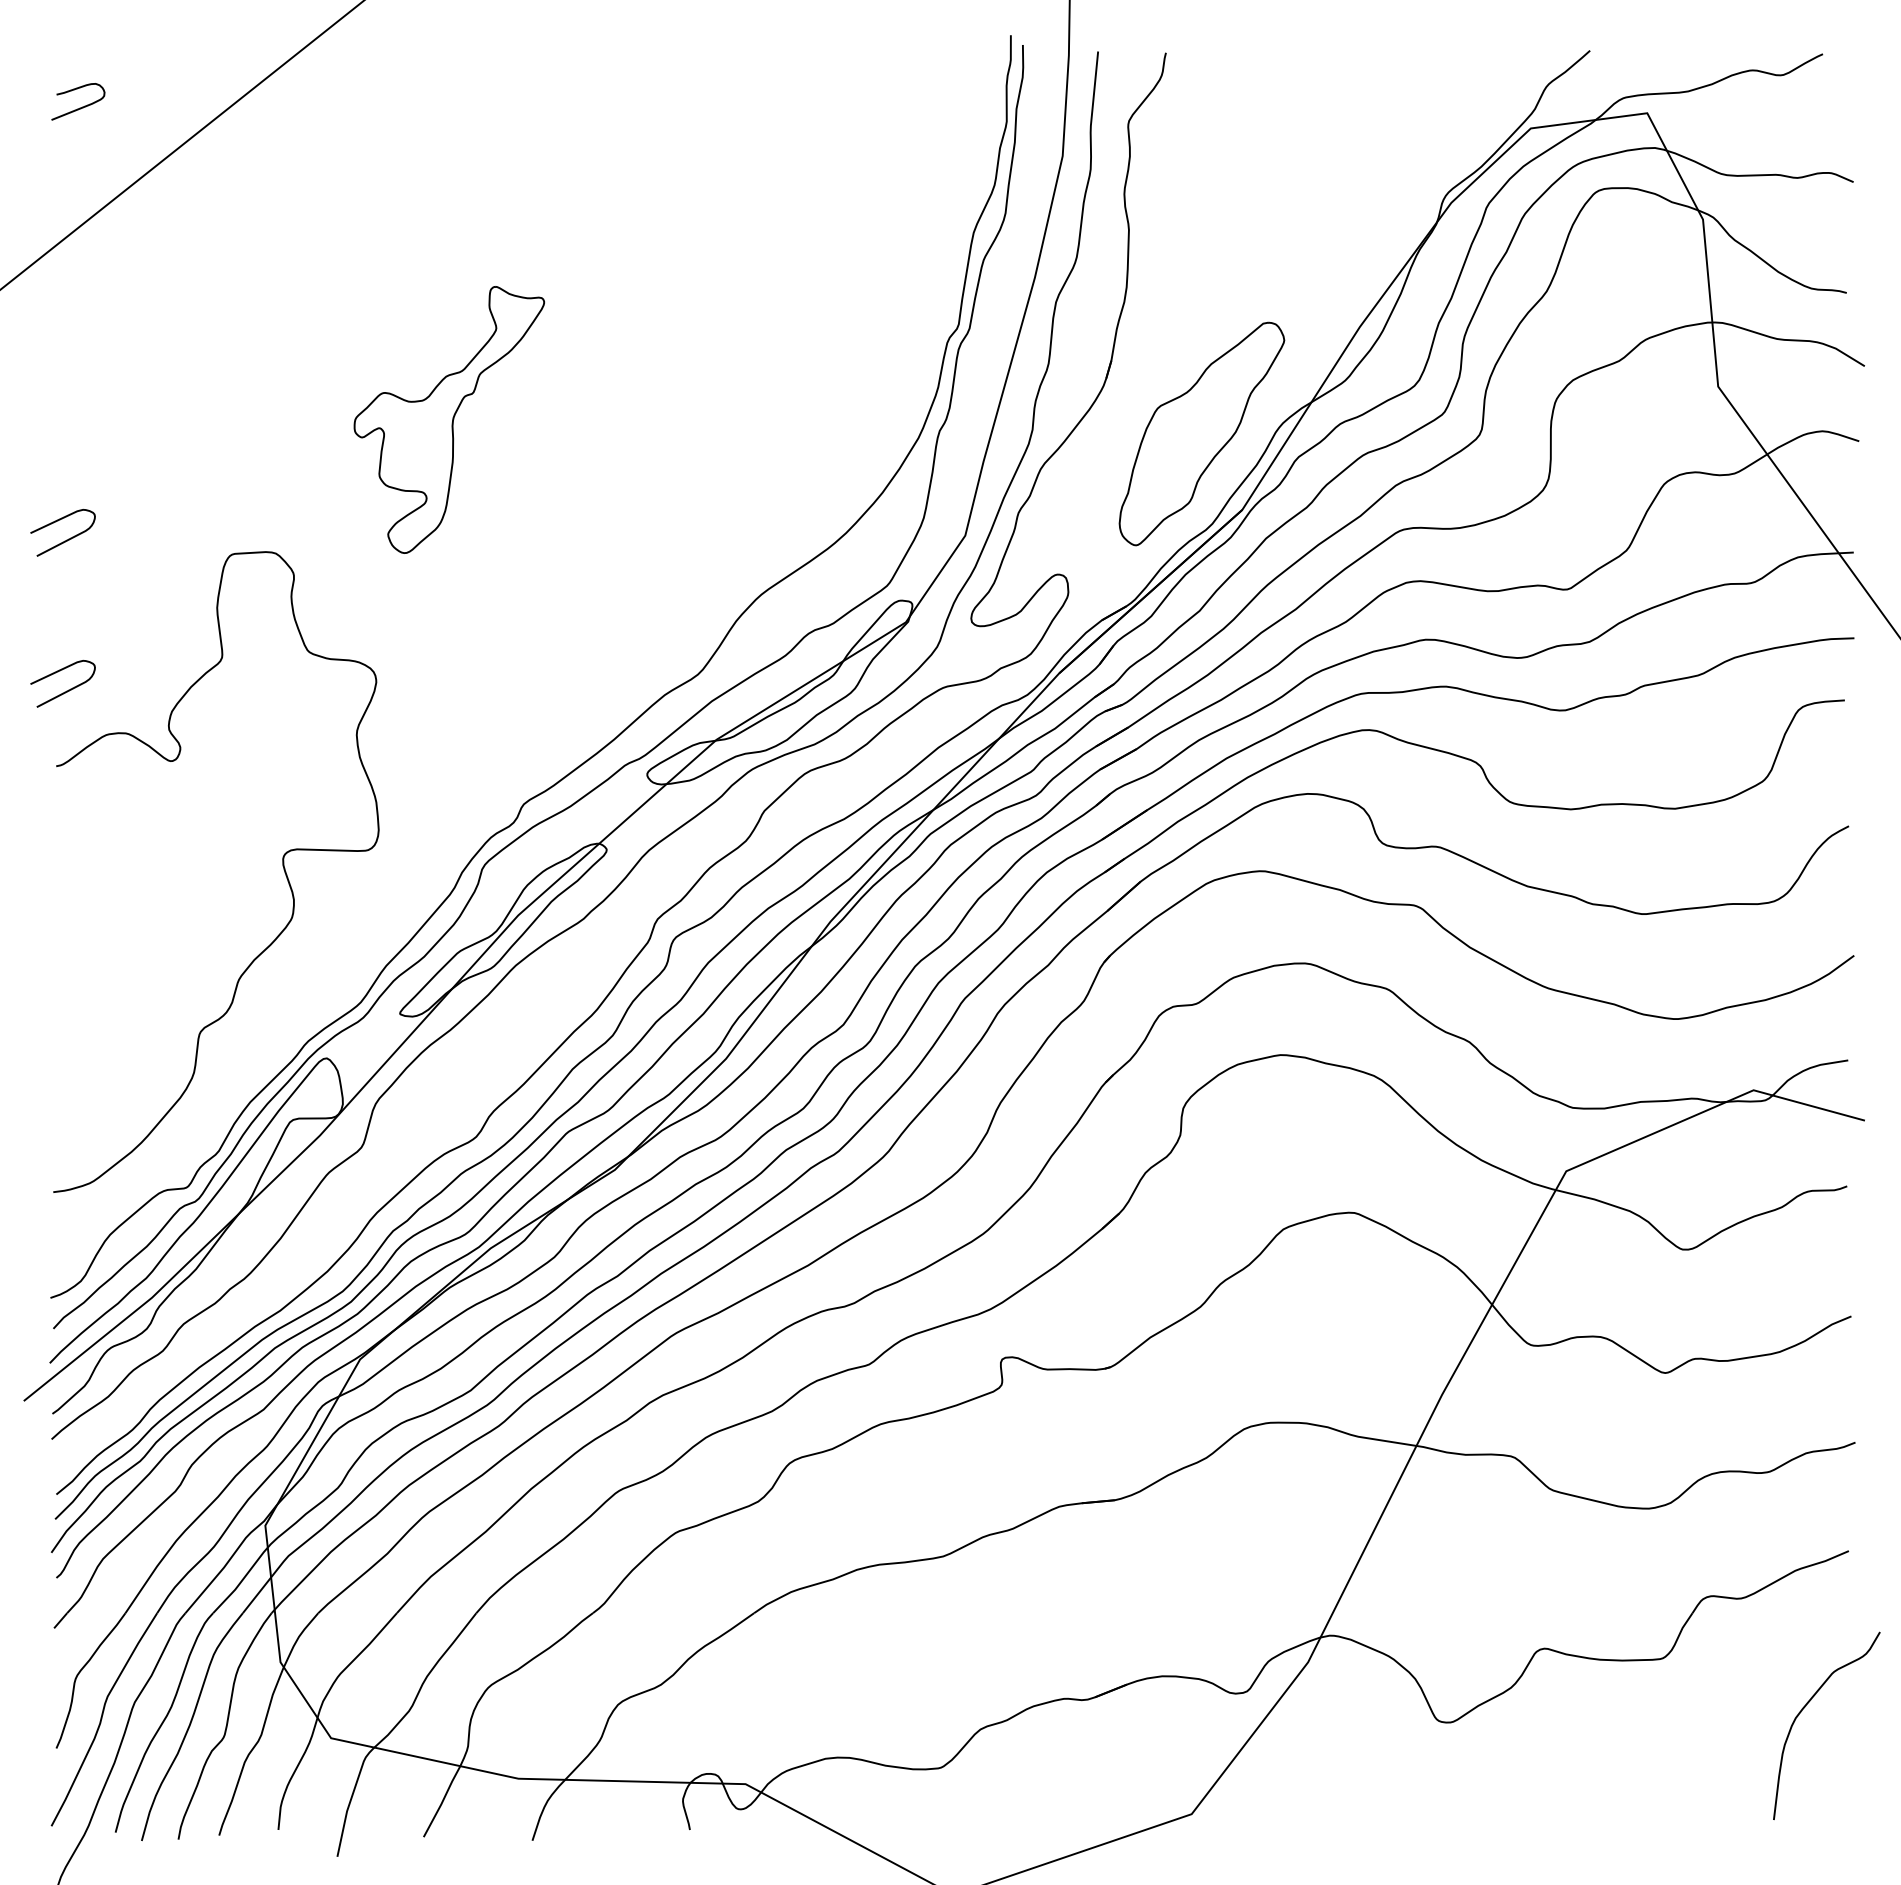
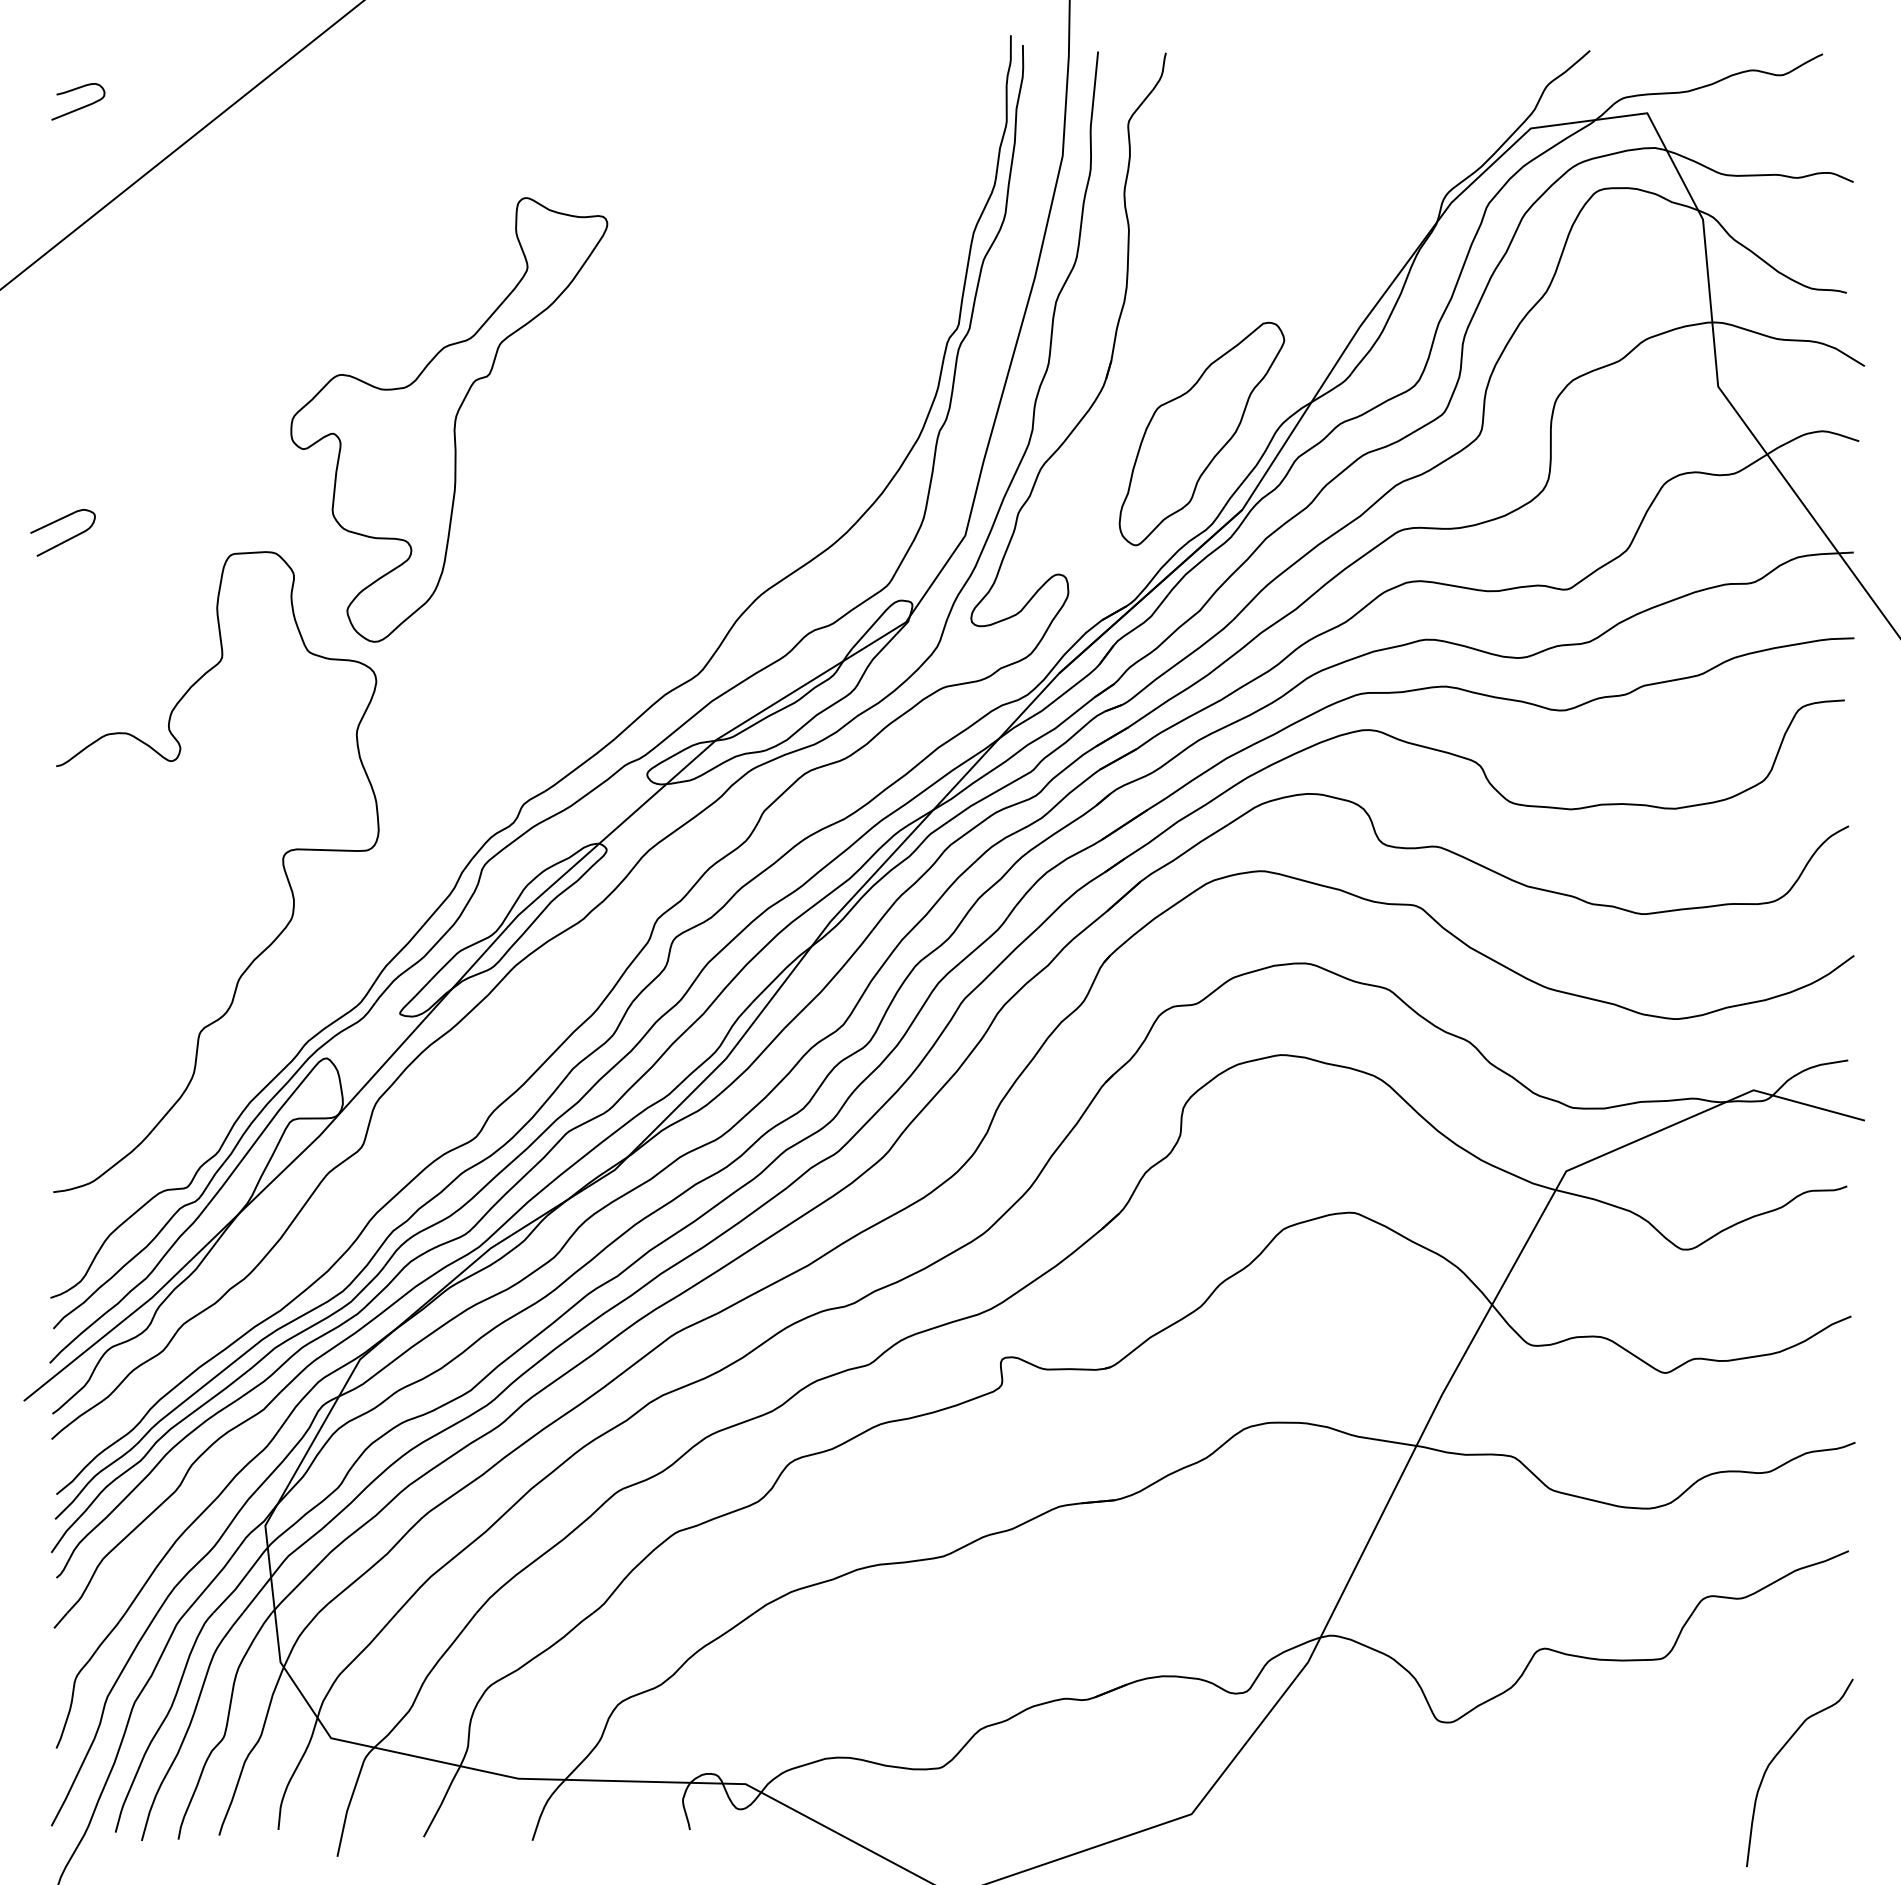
part size: 192x268 px -> 319x446 px (449, 419)
curve: present -> none (66, 690)
curve position: (1806, 1706) -> (1779, 1753) (1779, 1753)
